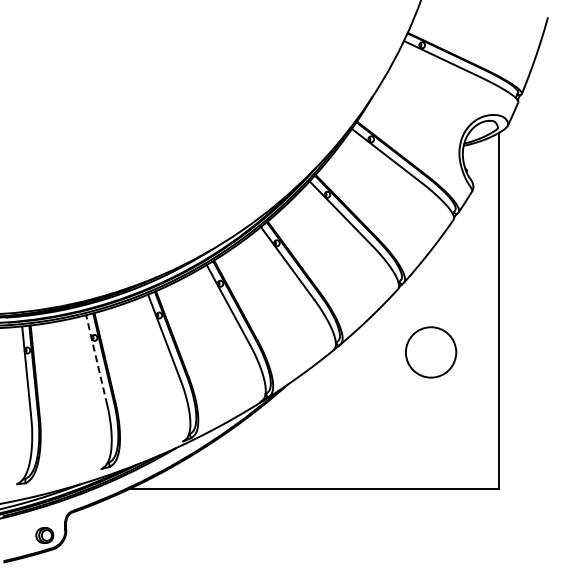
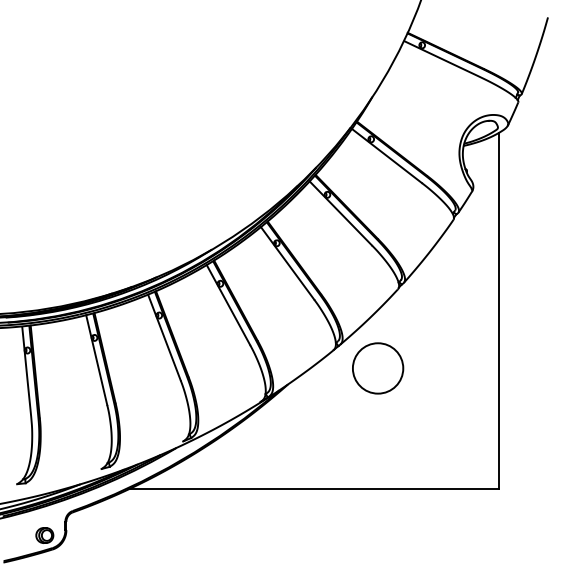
circle position: (431, 352) -> (378, 368) (378, 368)
line: dashed -> solid (96, 359)
